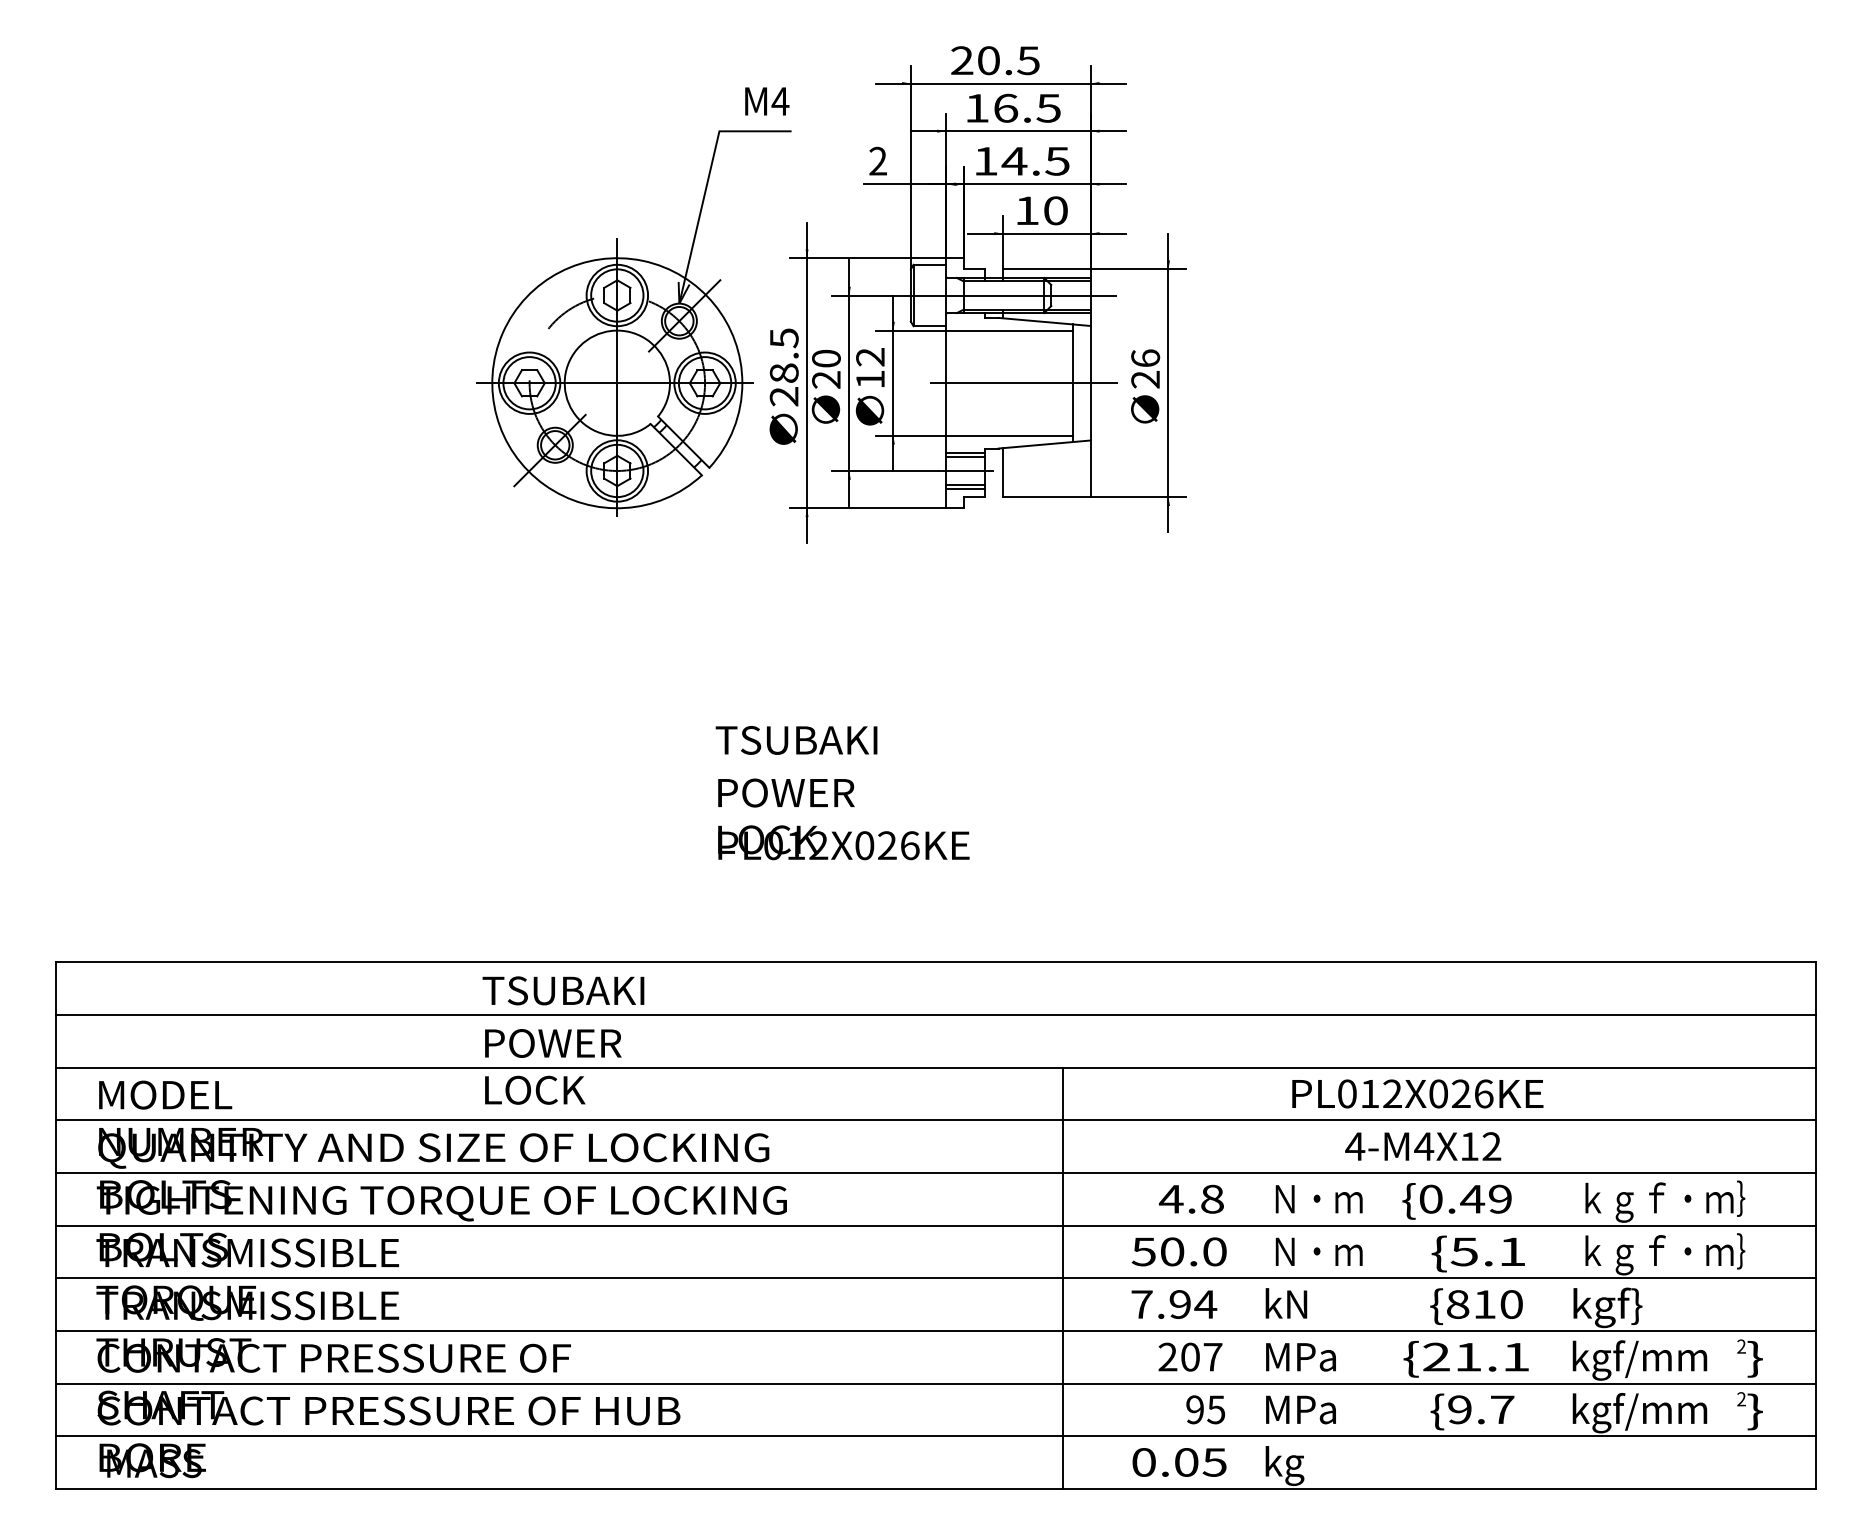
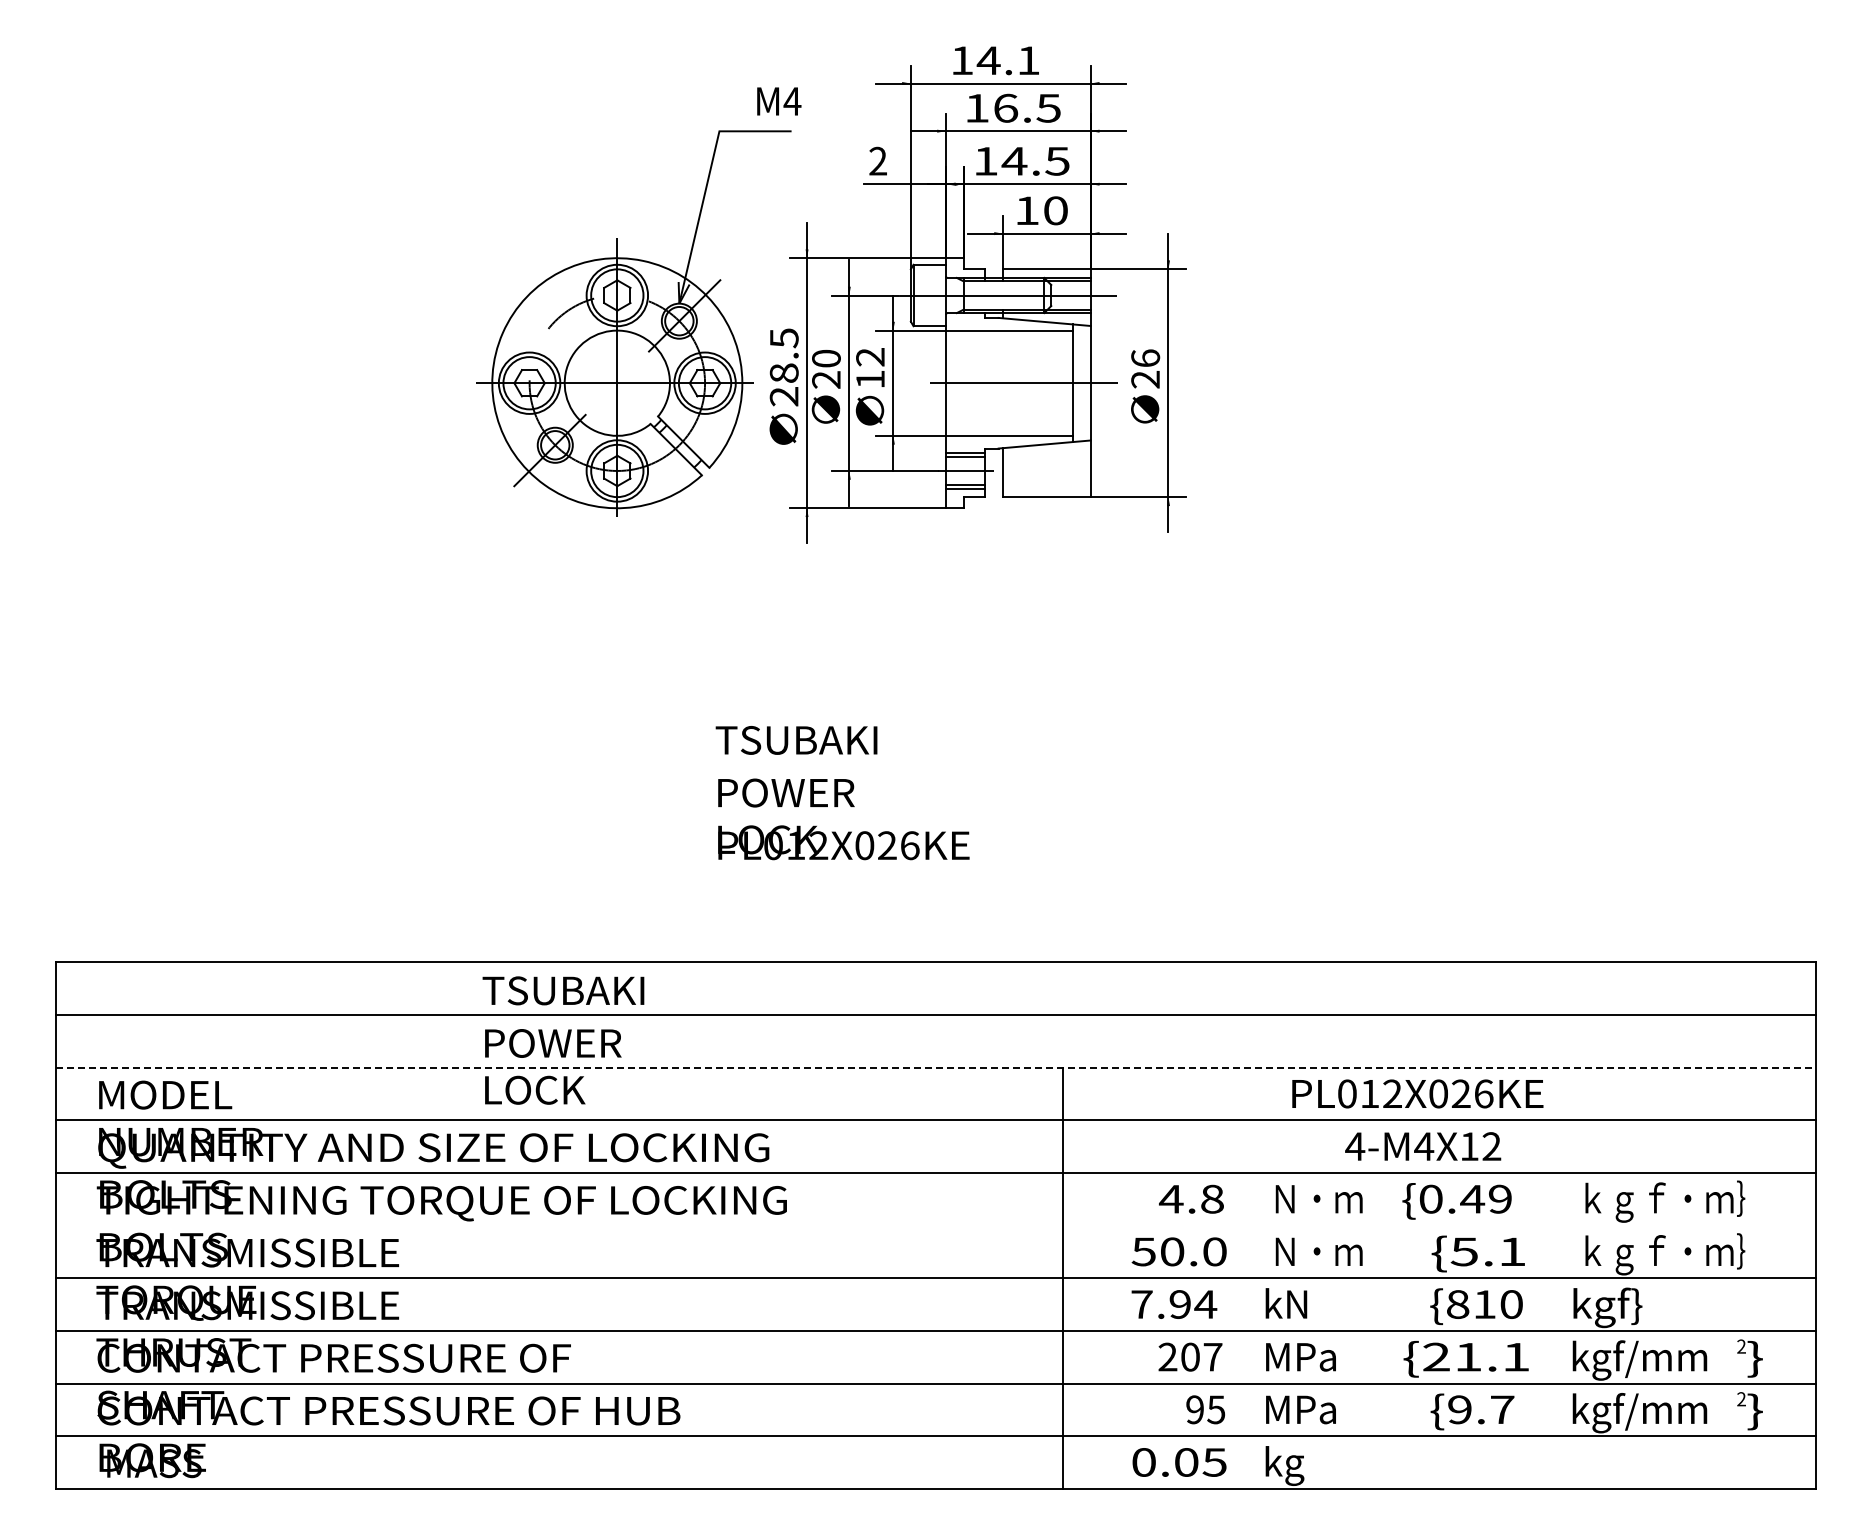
text: 20.5 -> 14.1 (995, 60)
text position: (767, 101) -> (779, 101) (779, 101)
line: solid -> dashed (936, 1067)
line: present -> none (935, 1225)
